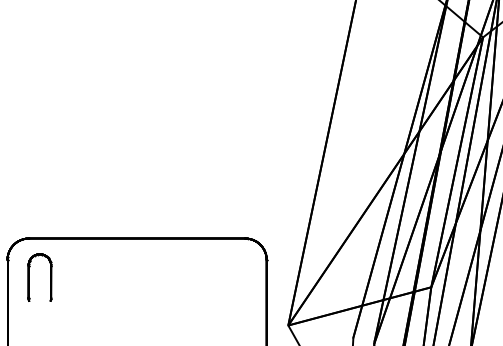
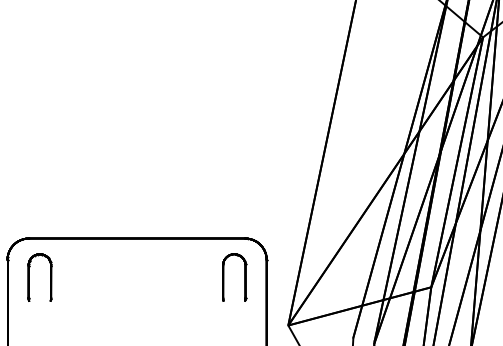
part: none -> present (224, 277)
